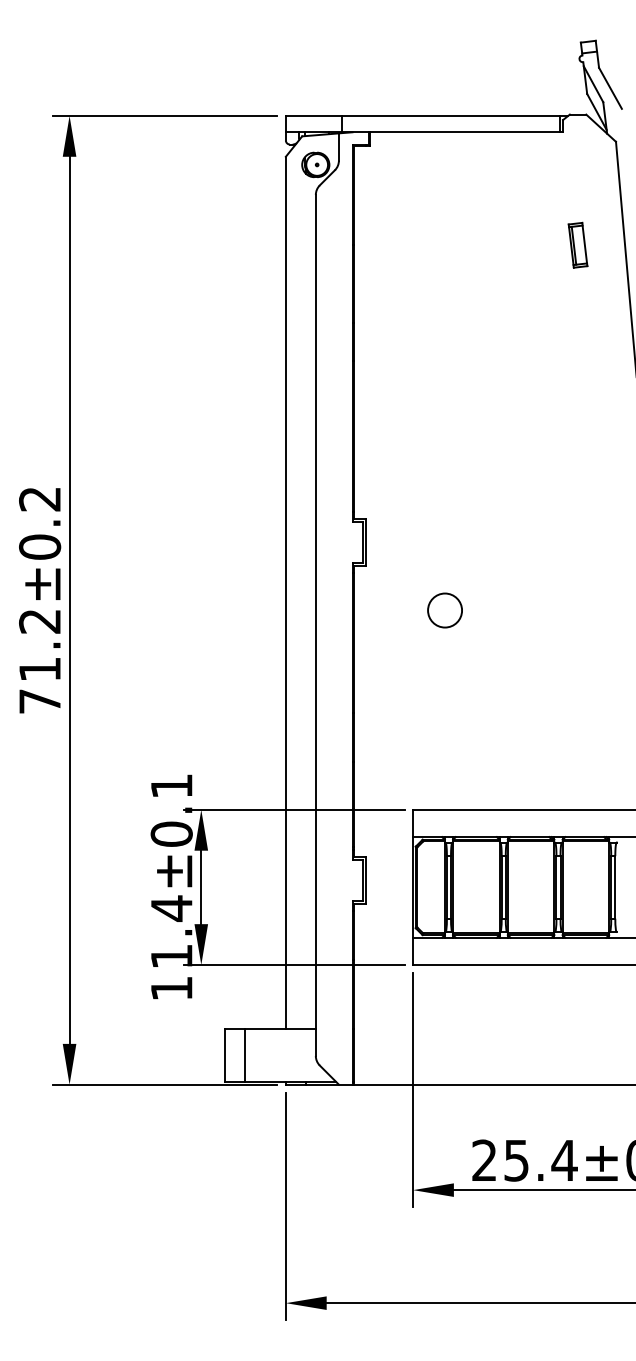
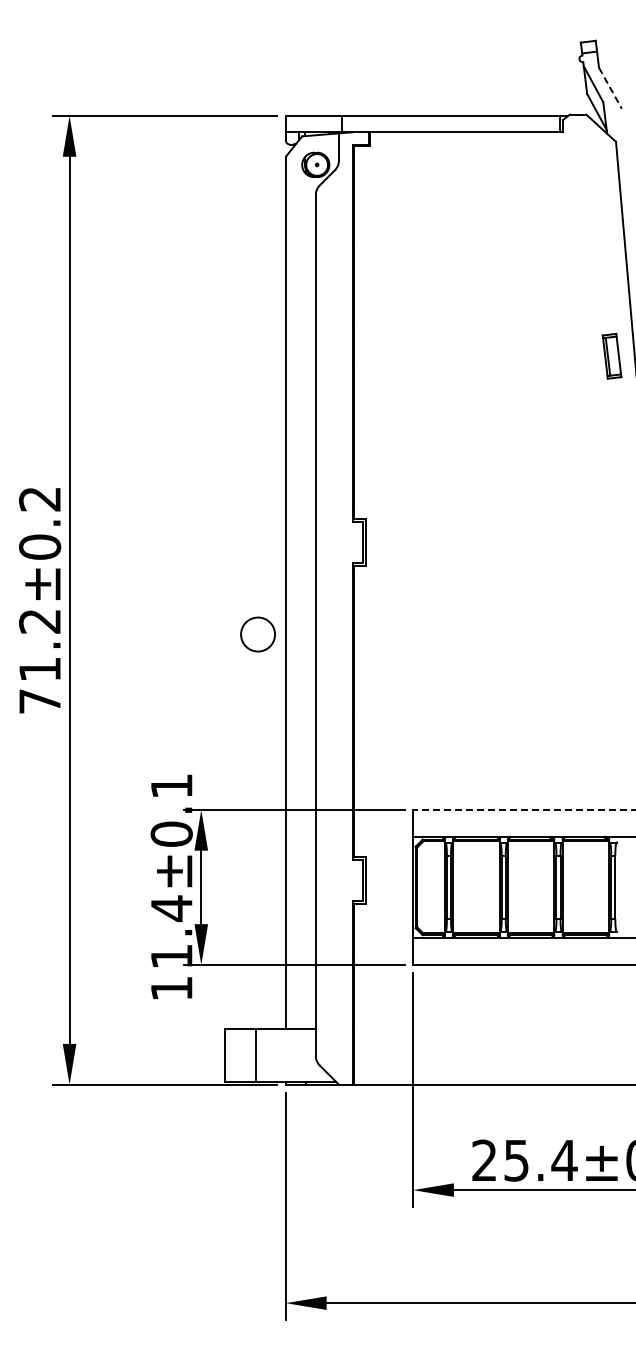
line: solid -> dashed (610, 88)
part position: (577, 244) -> (611, 355) (611, 355)
circle position: (444, 610) -> (257, 634) (257, 634)
line: solid -> dashed (523, 809)
line position: (245, 1055) -> (256, 1055) (256, 1055)
